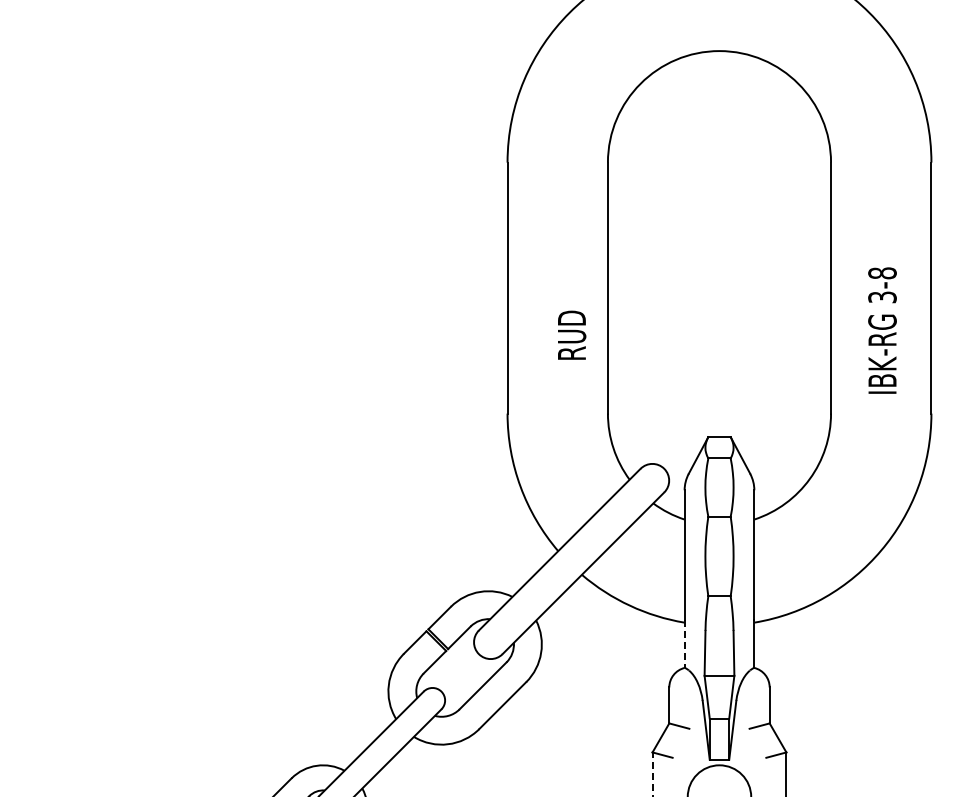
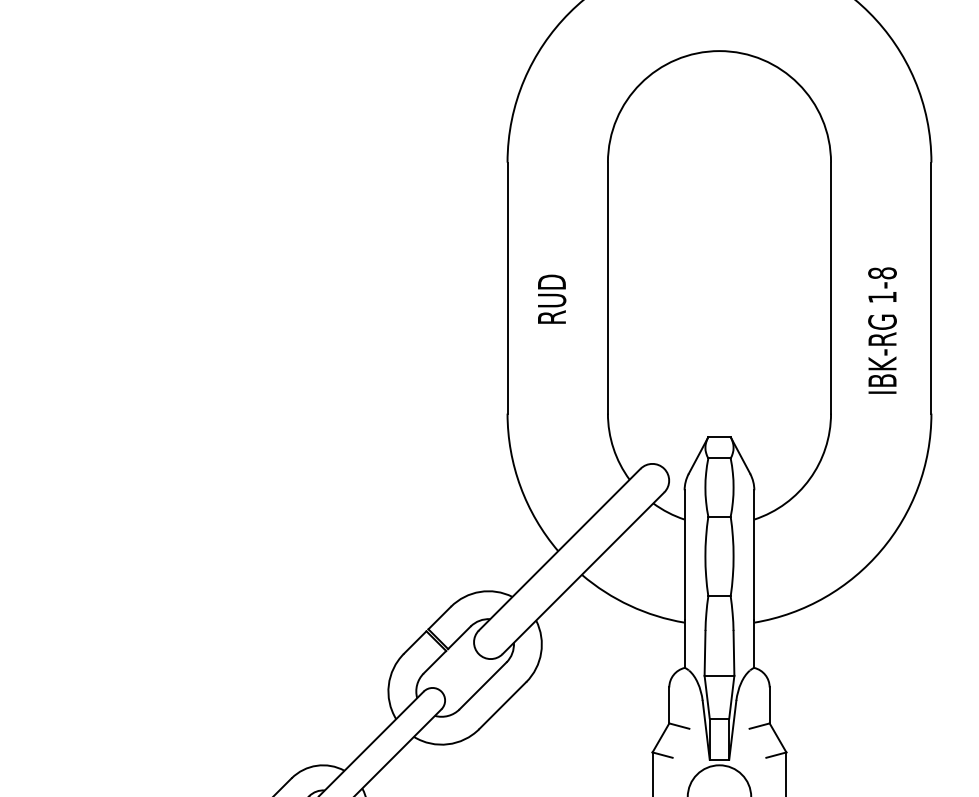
text: 3-8 -> 1-8 (882, 297)
text position: (572, 334) -> (552, 298) (552, 298)
line: dashed -> solid (684, 644)
line: dashed -> solid (652, 774)
